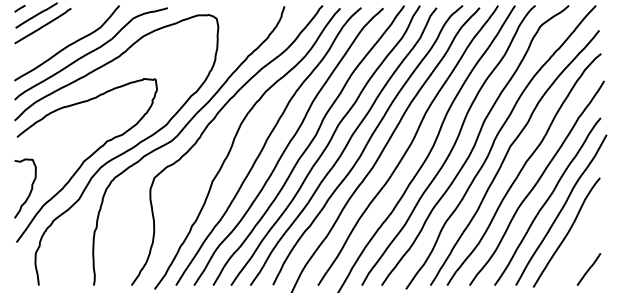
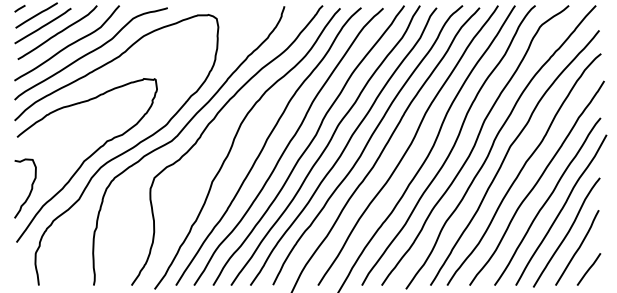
curve: none -> present (57, 32)
curve: none -> present (578, 247)
